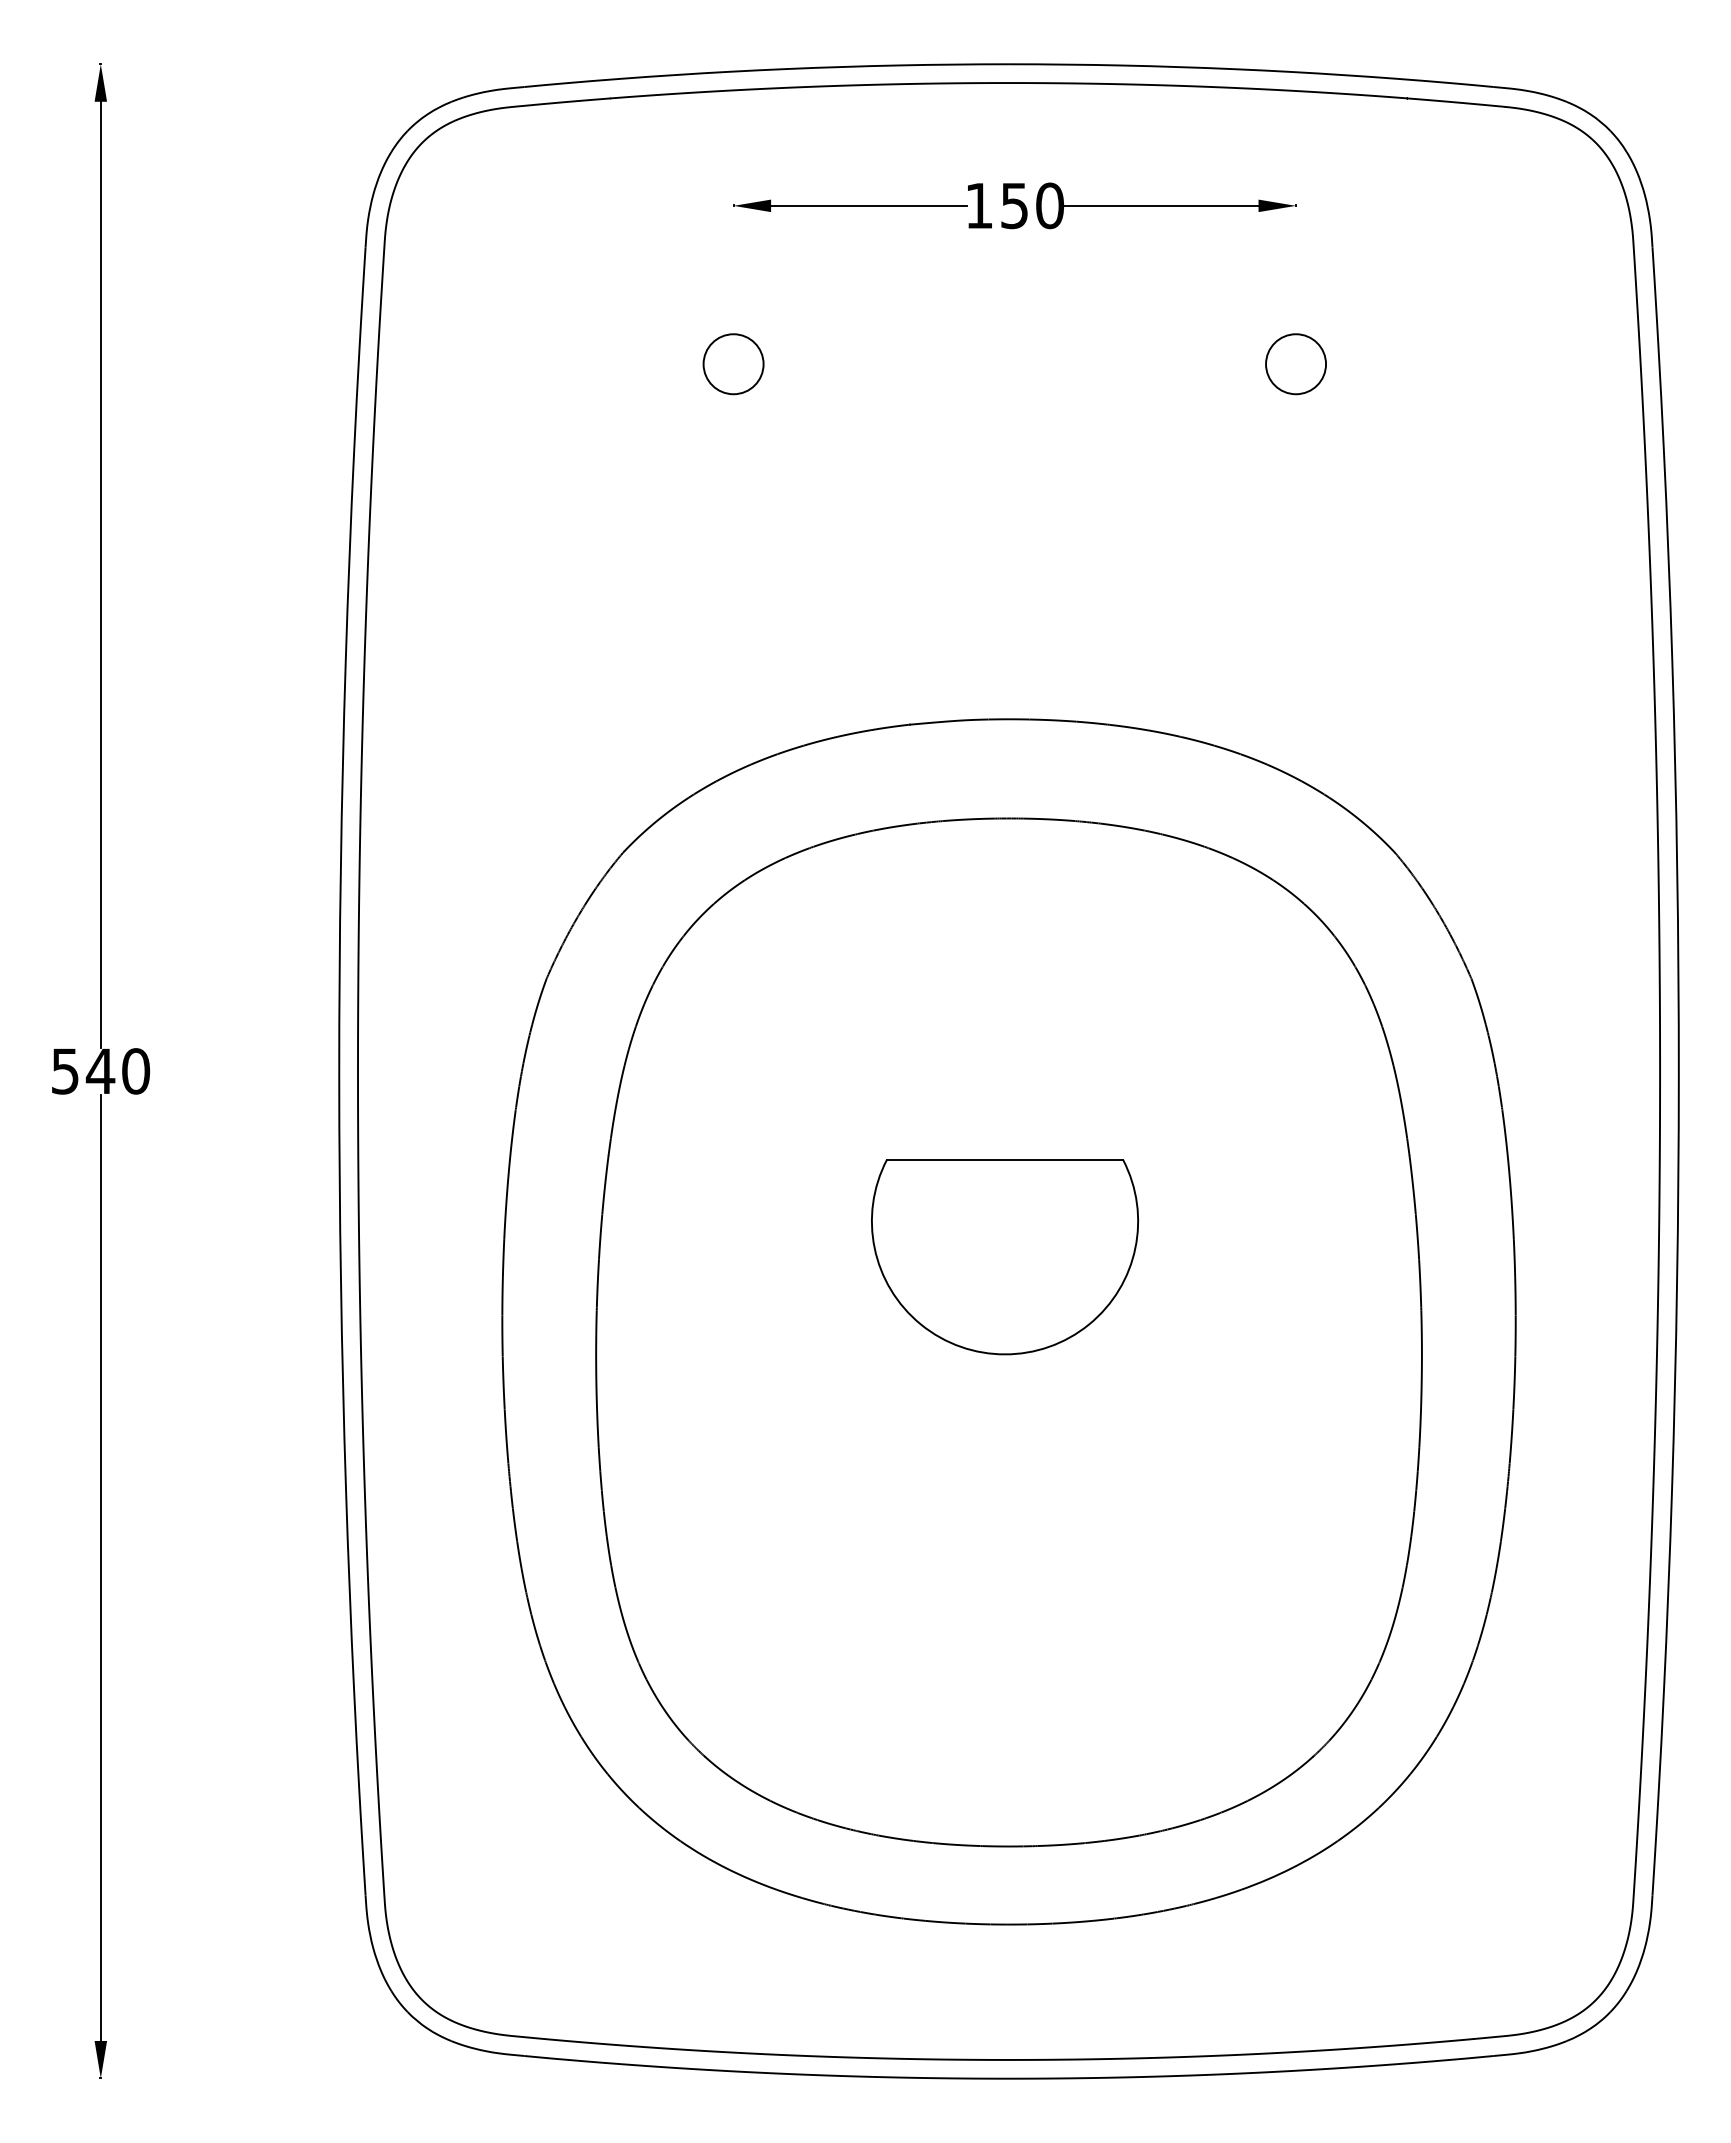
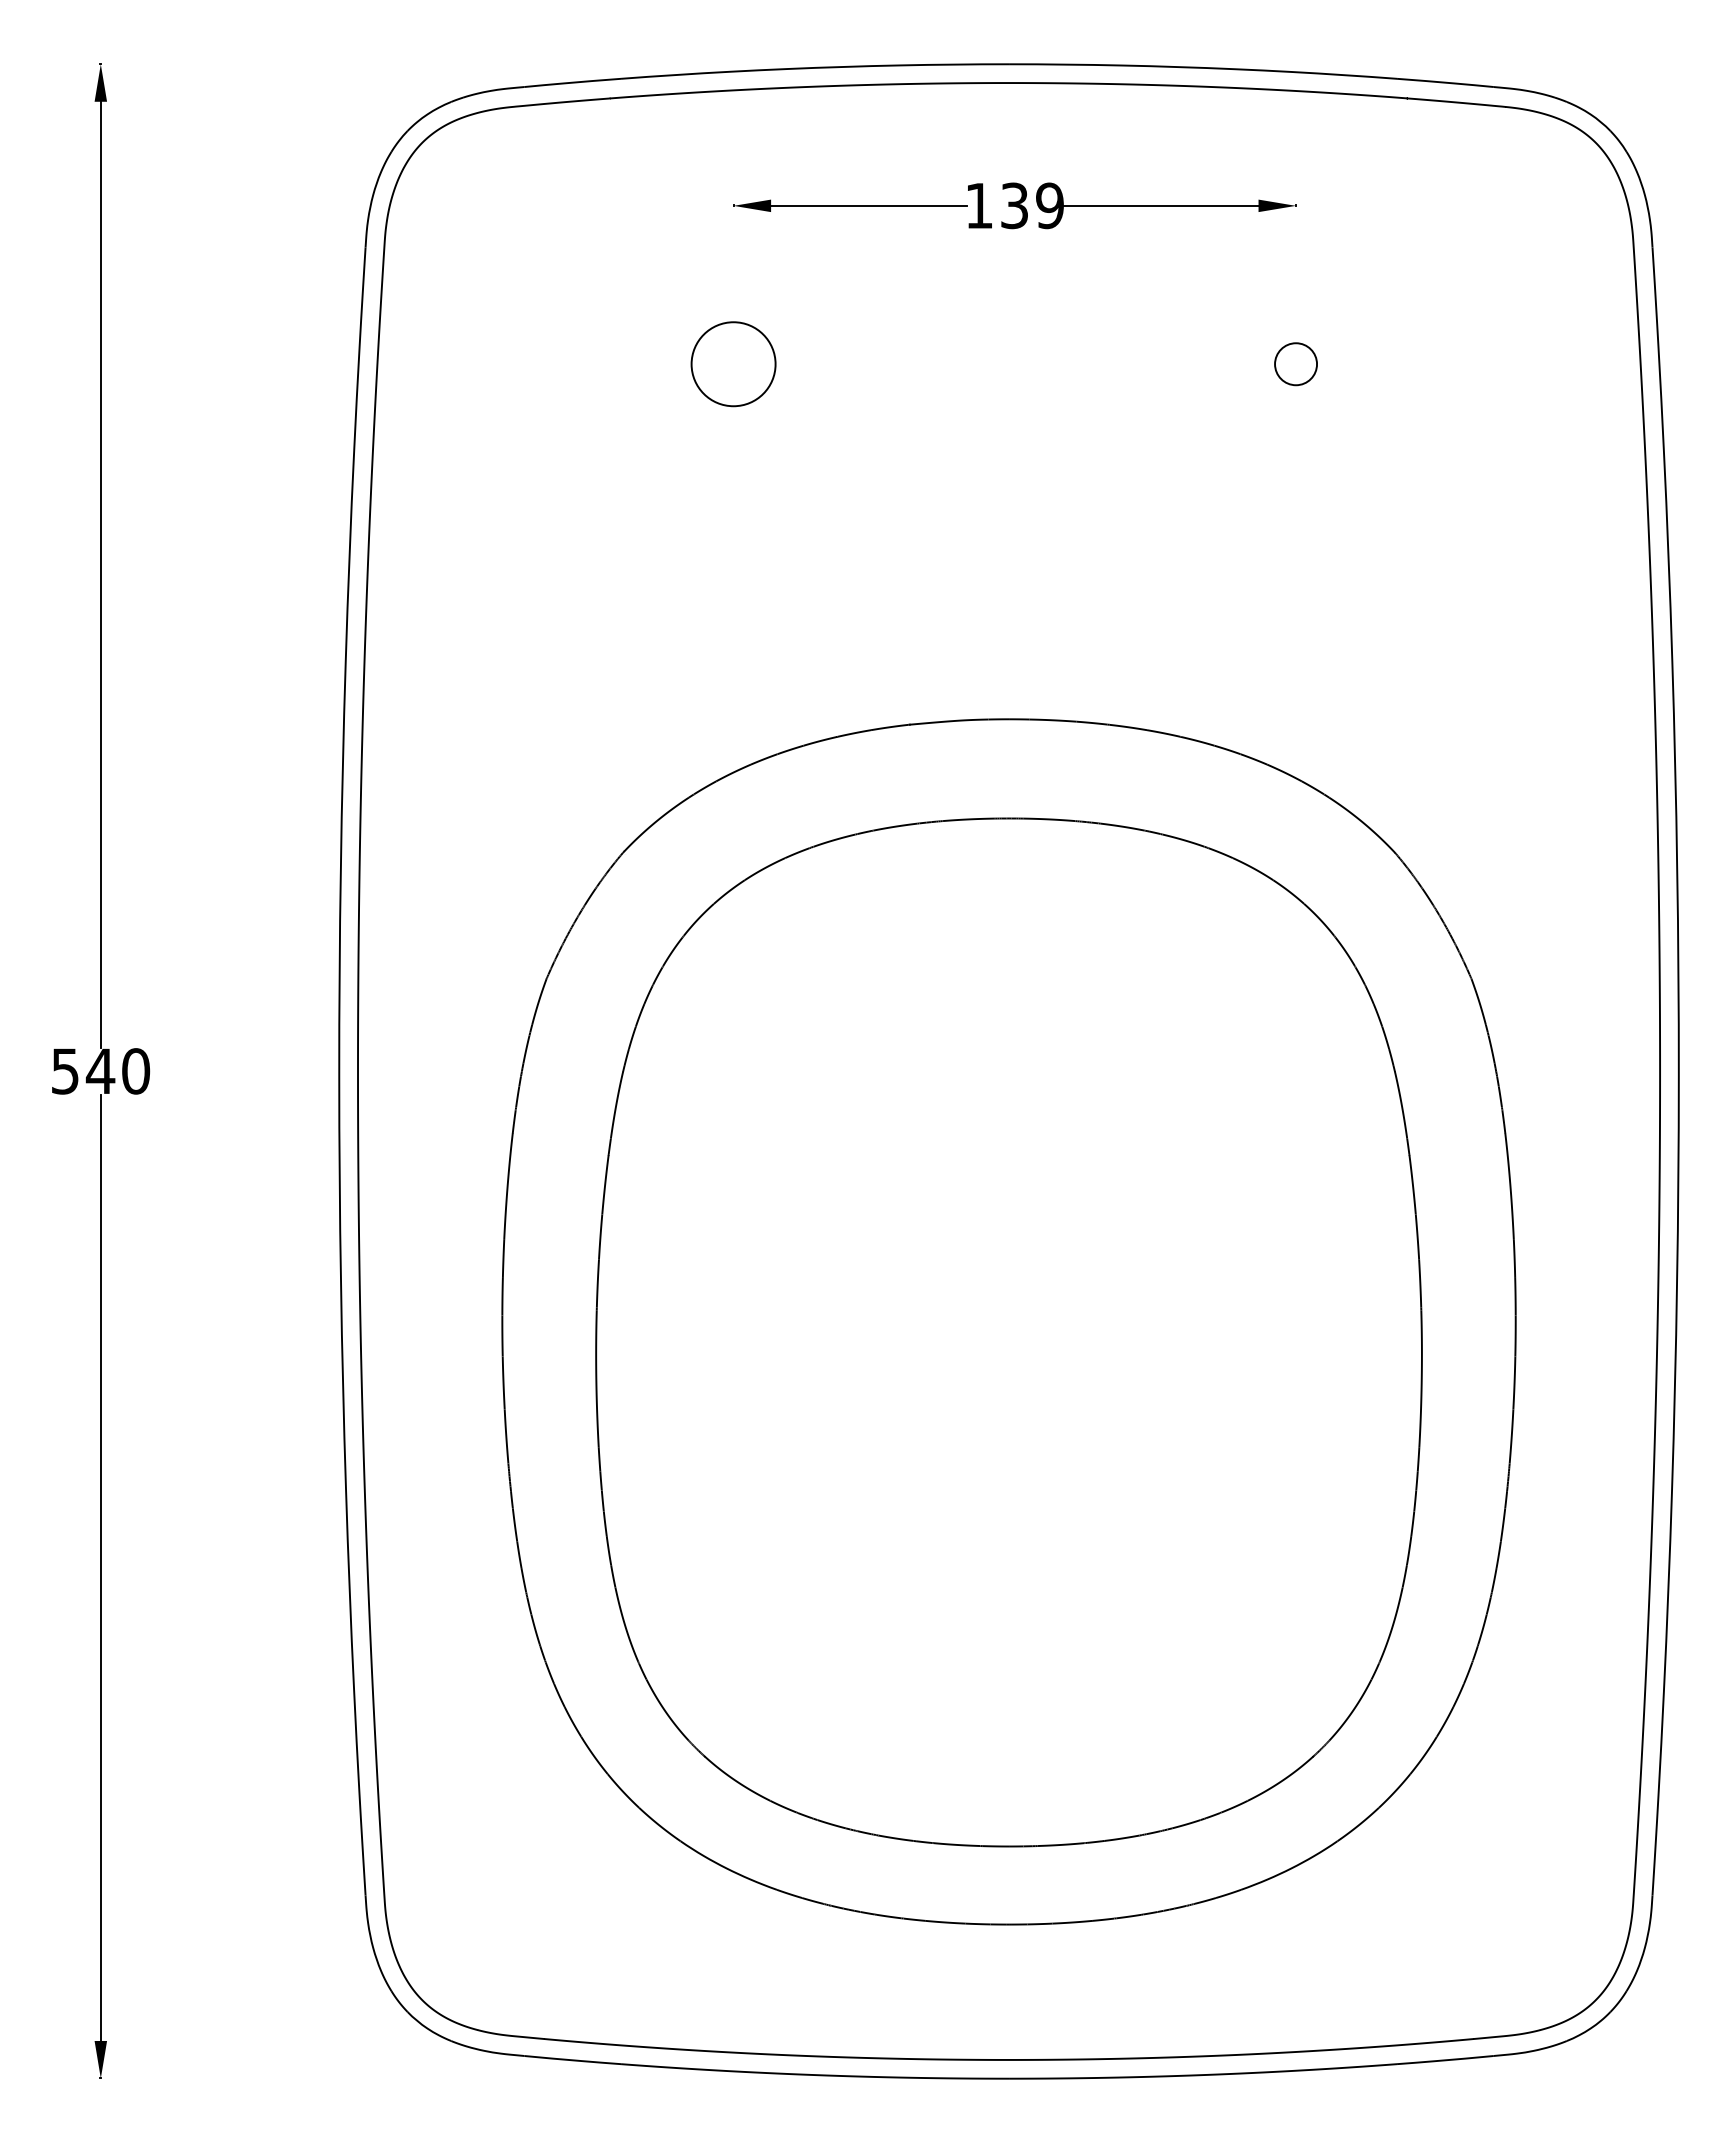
text: 150 -> 139 (1032, 205)
circle diameter: 60 px -> 84 px (733, 364)
circle diameter: 60 px -> 42 px (1296, 364)
part: present -> none (1005, 1257)
